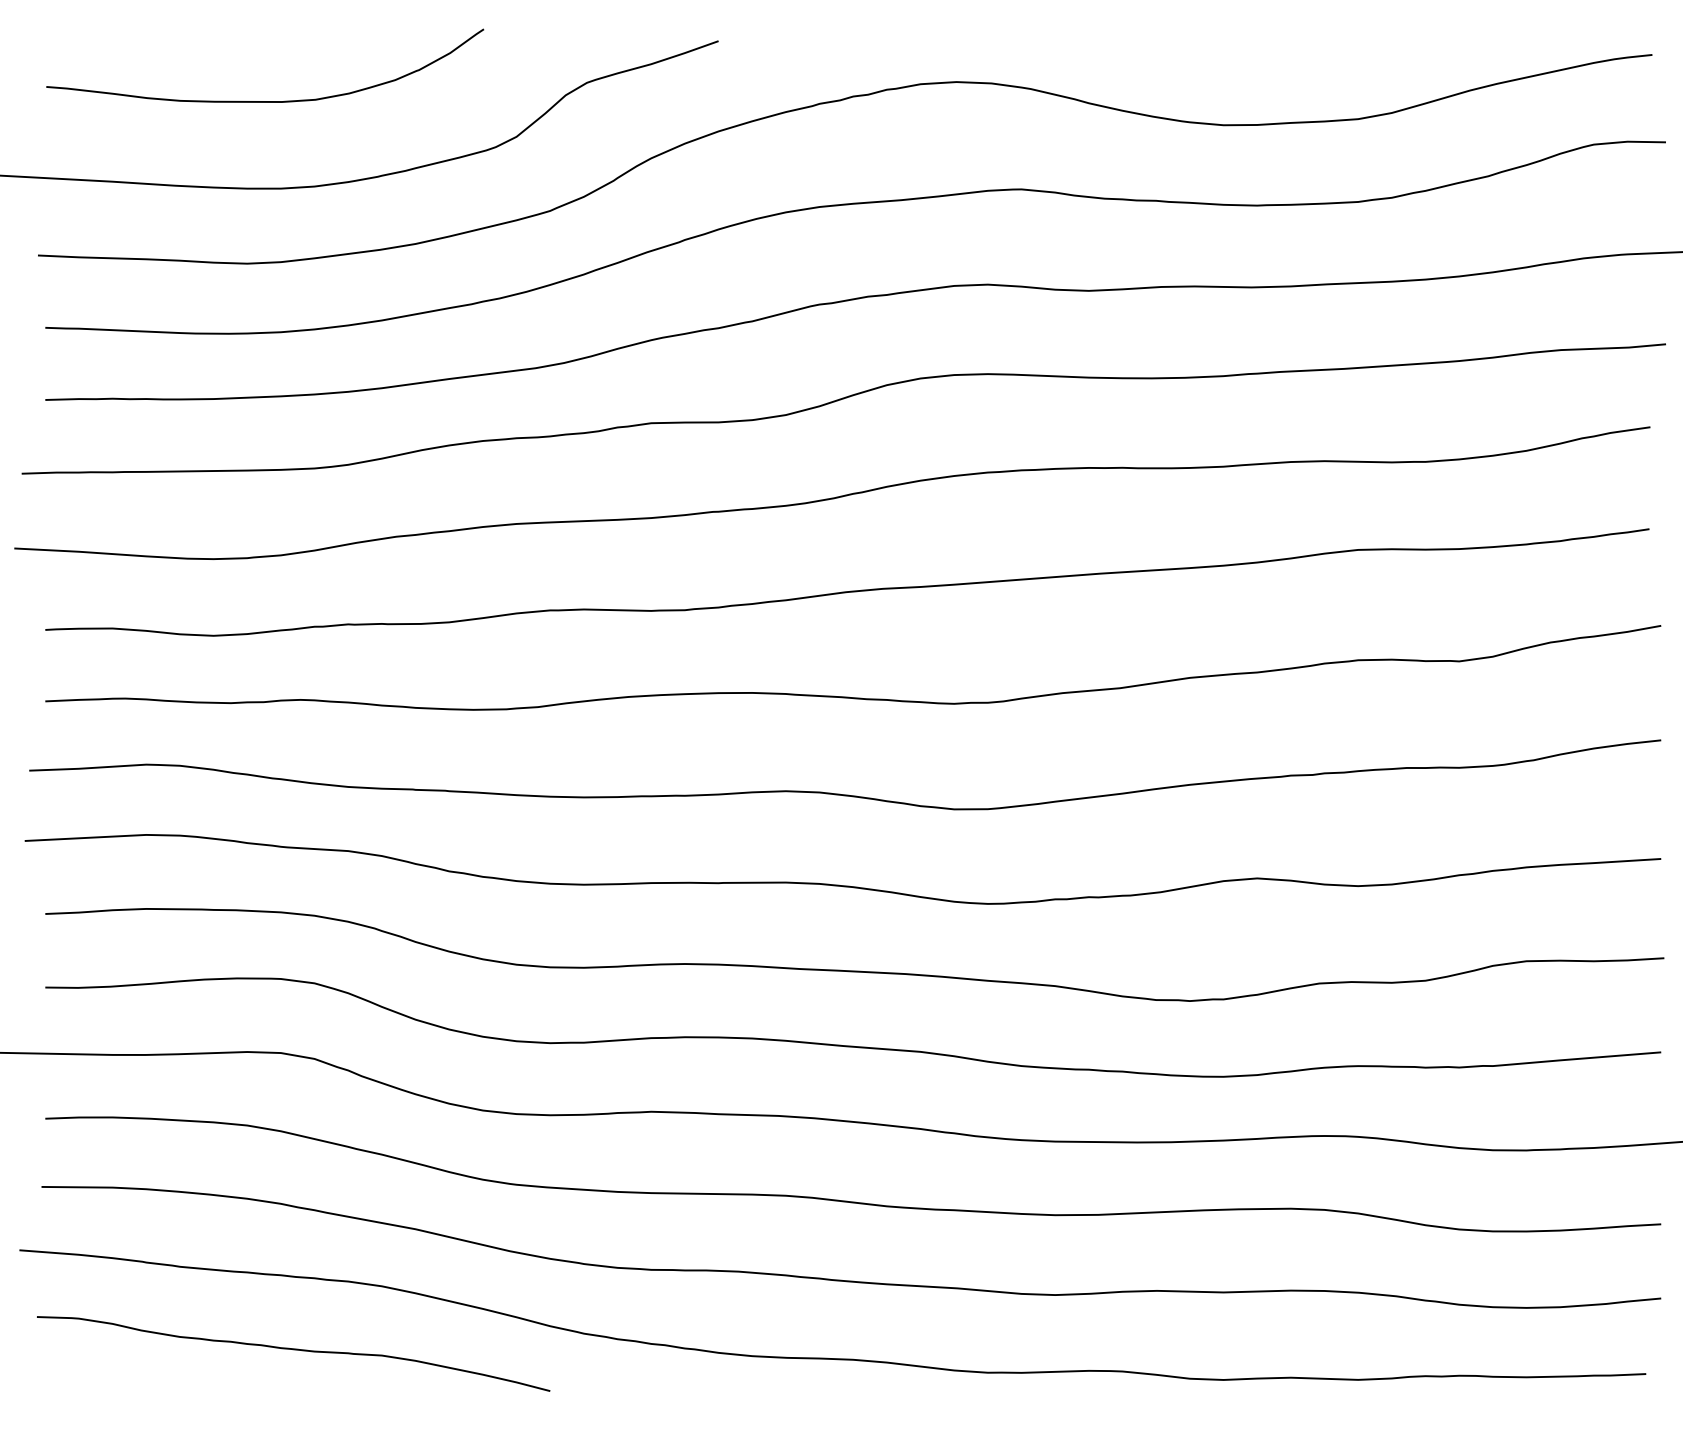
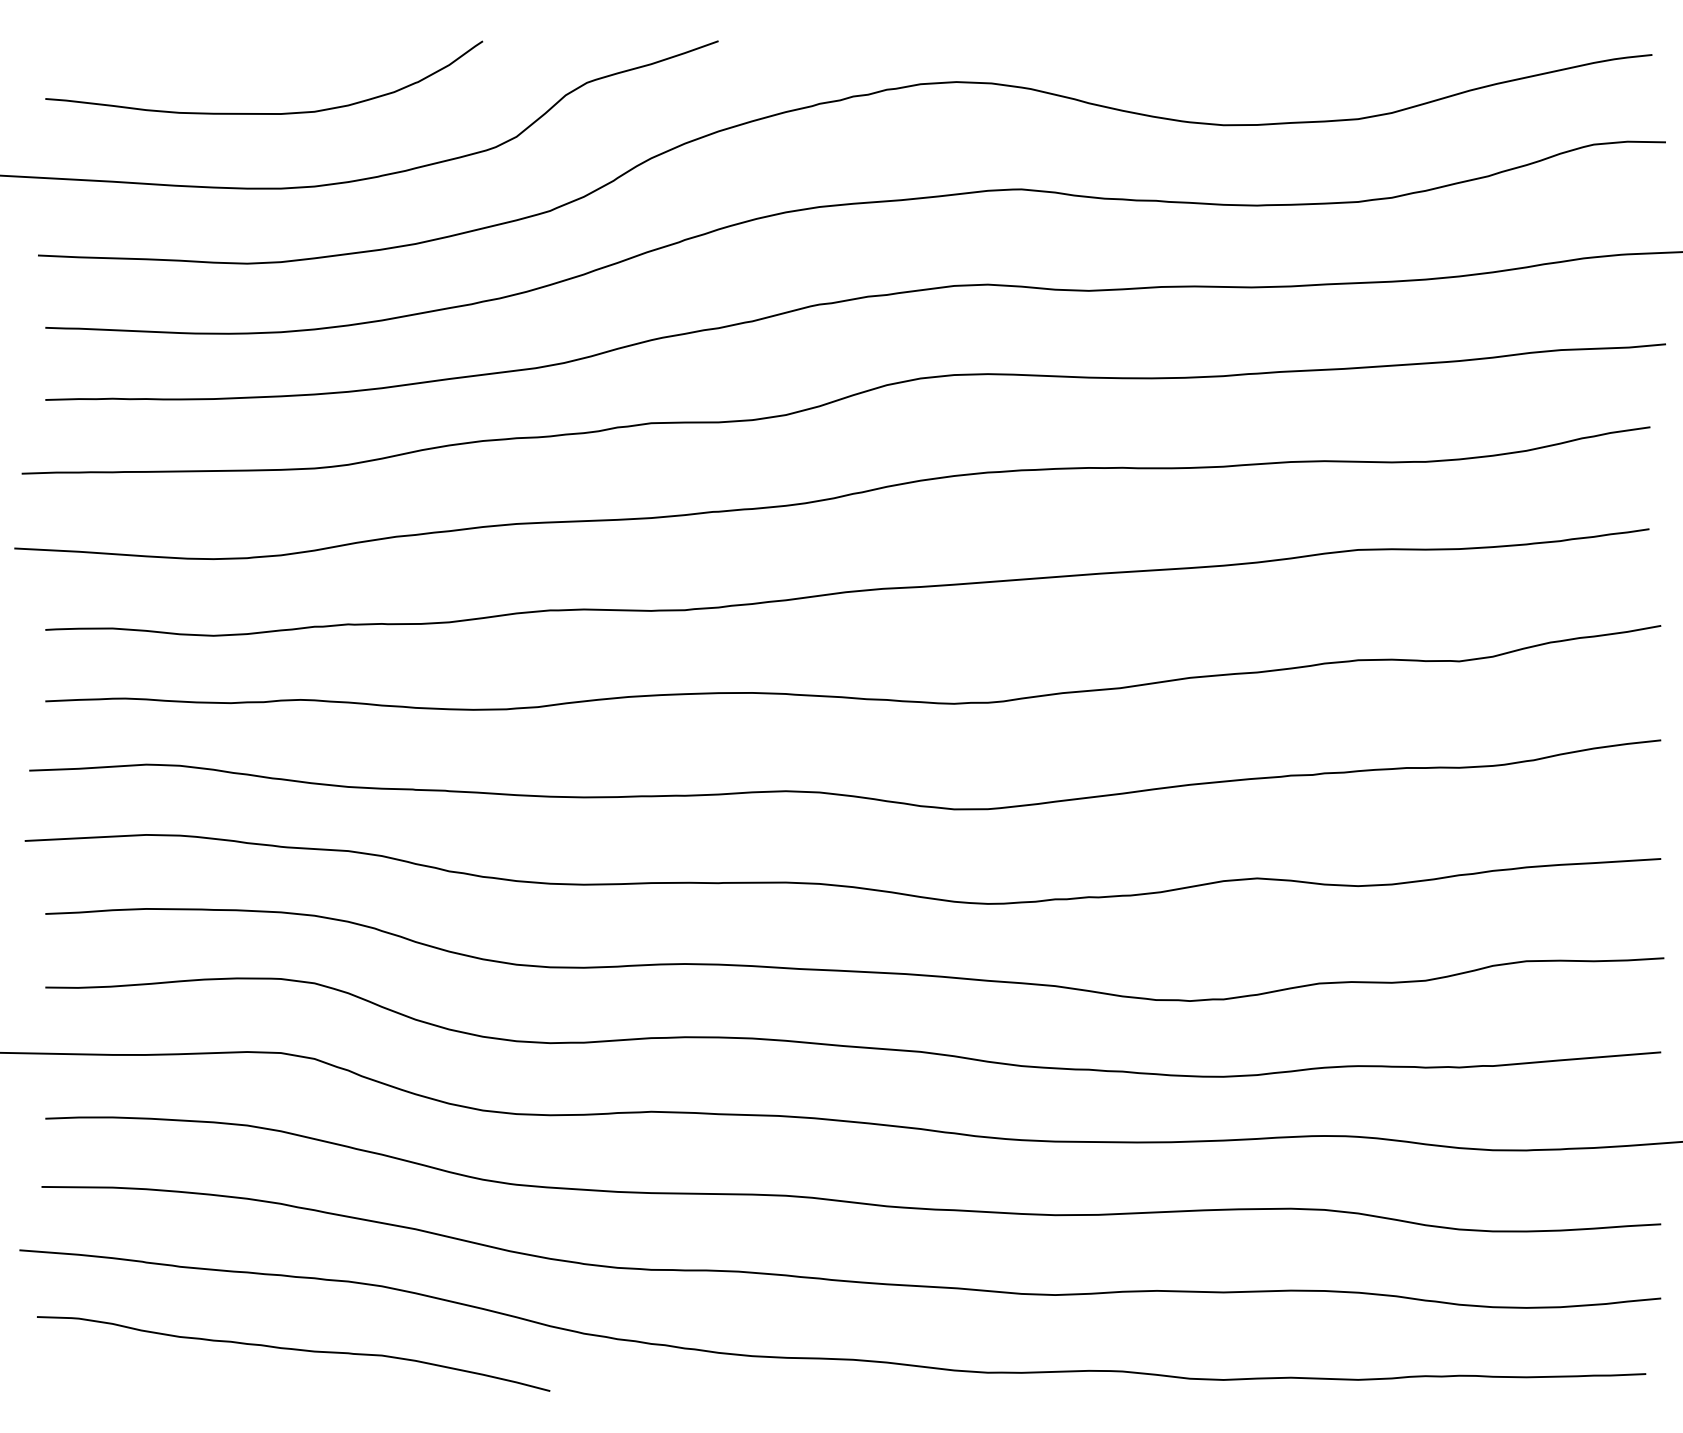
curve position: (265, 101) -> (264, 113) (264, 113)
